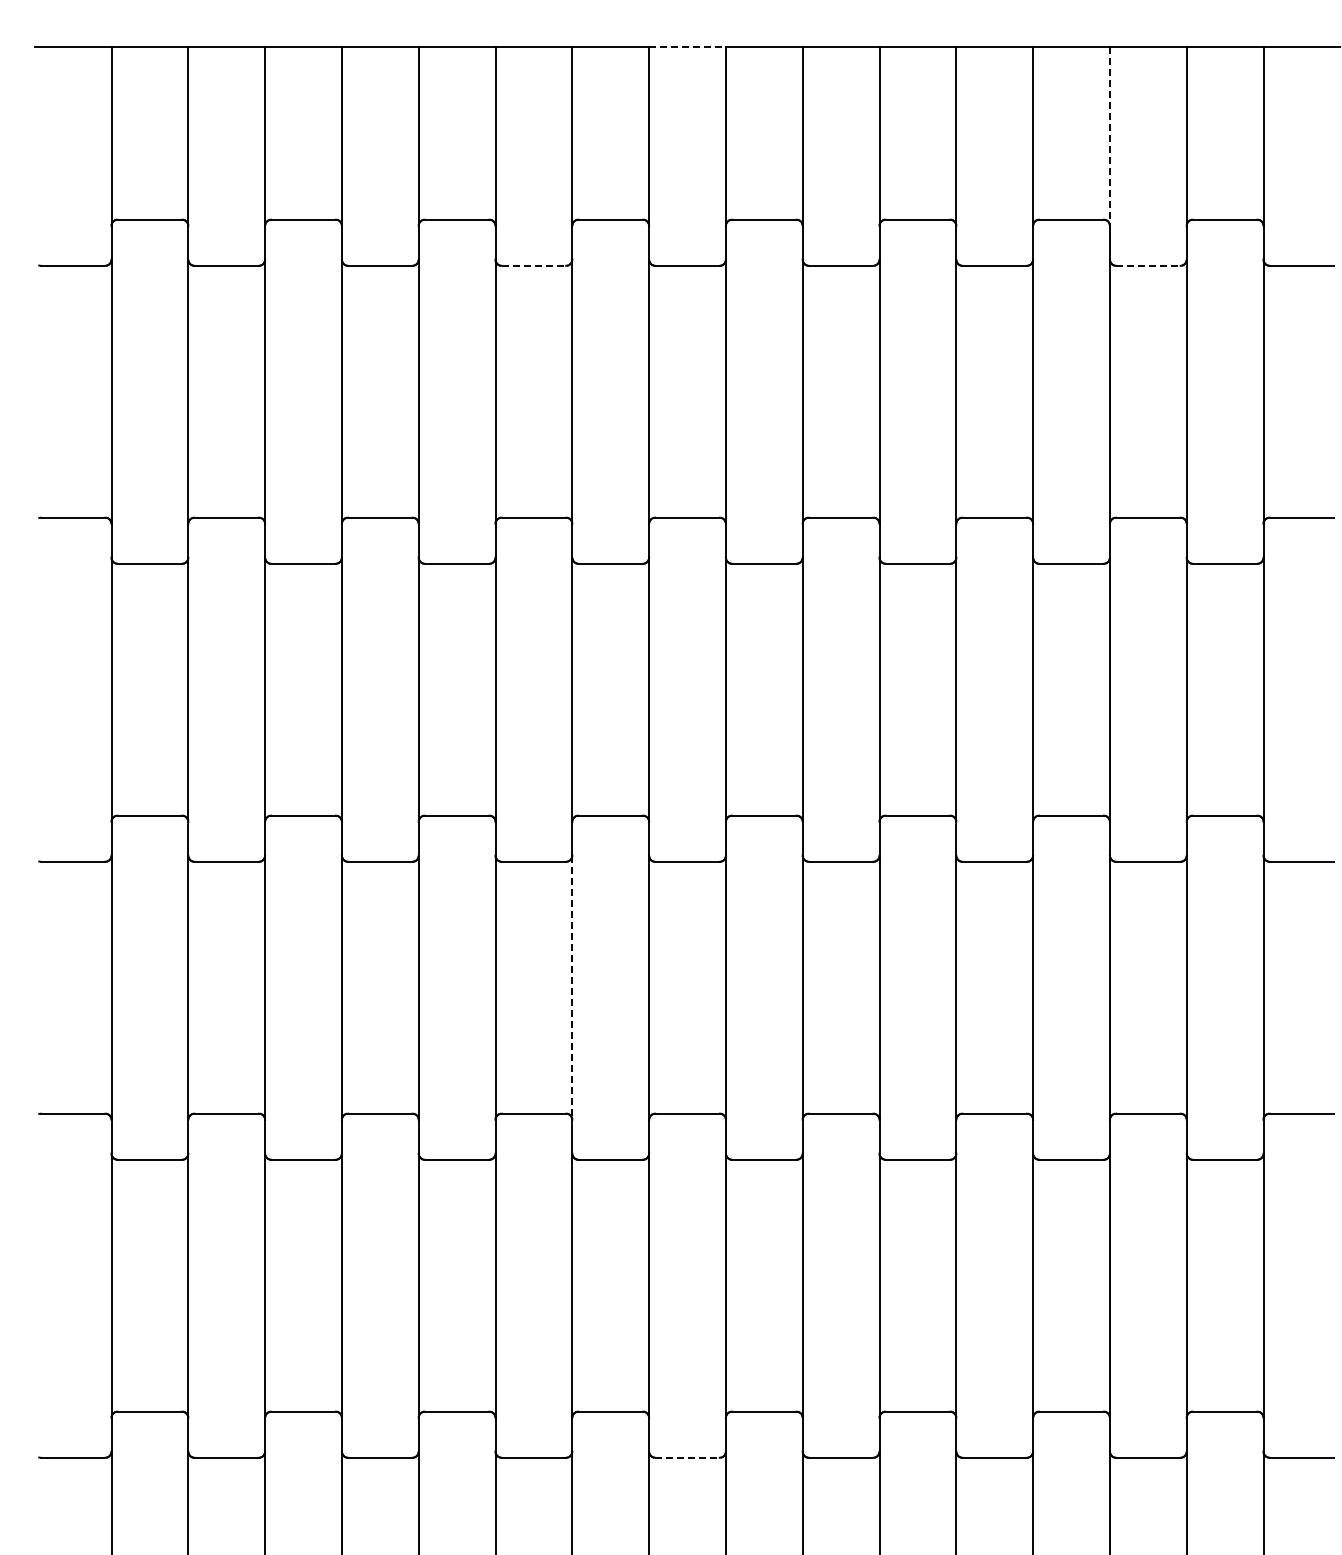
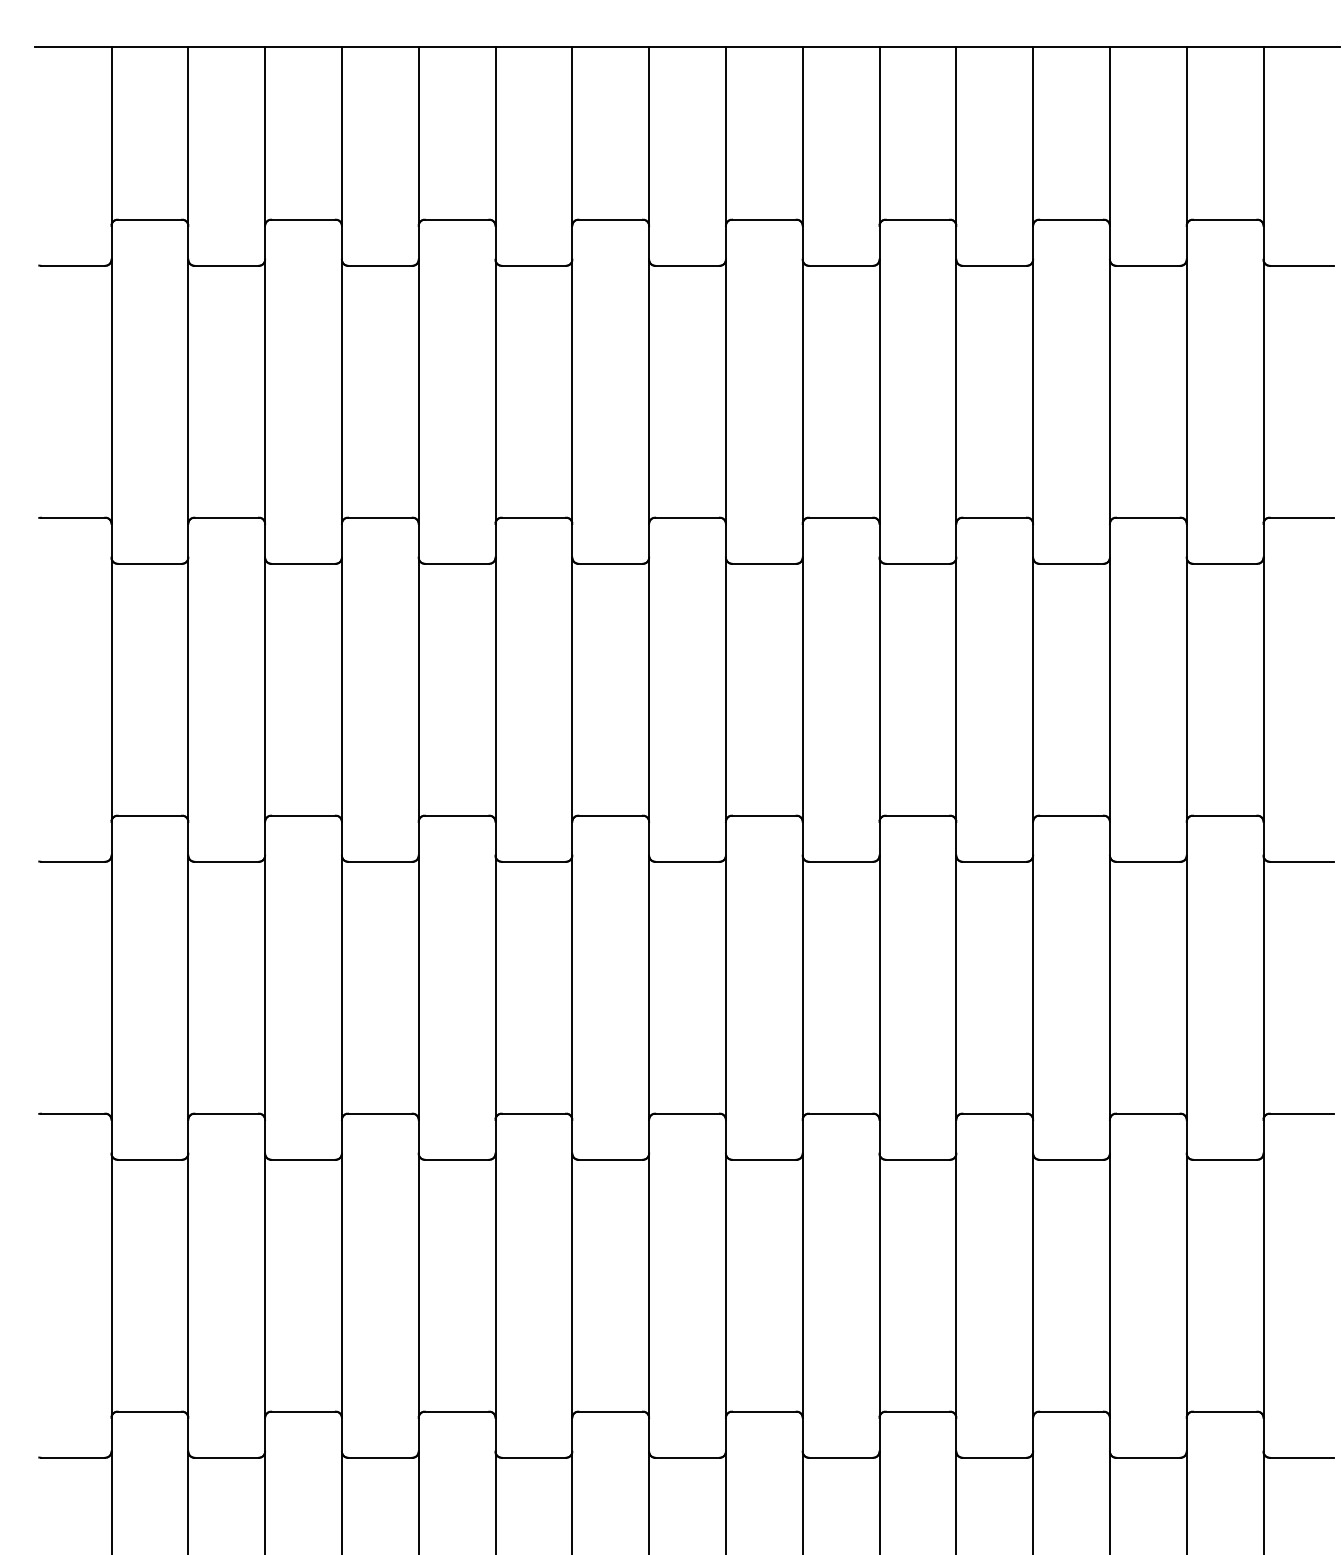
line: dashed -> solid (688, 46)
line: dashed -> solid (1109, 136)
line: dashed -> solid (534, 265)
line: dashed -> solid (1148, 265)
line: dashed -> solid (572, 988)
line: dashed -> solid (688, 1457)
